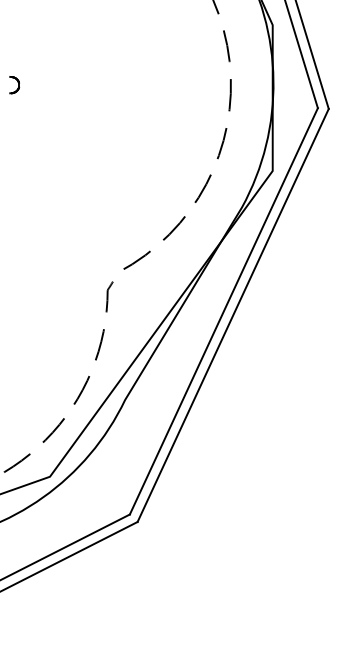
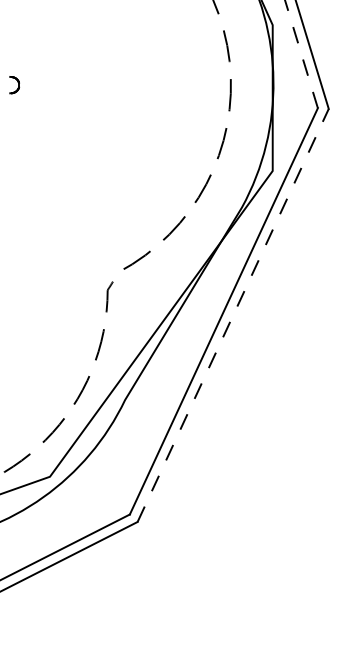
line: solid -> dashed (301, 53)
line: solid -> dashed (233, 315)
